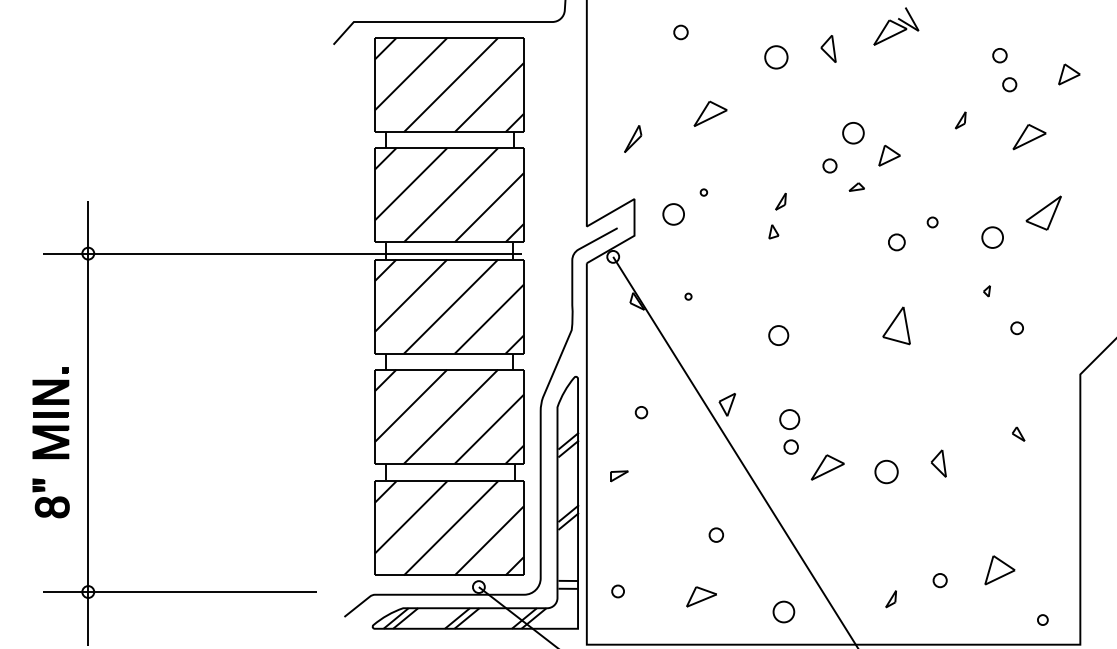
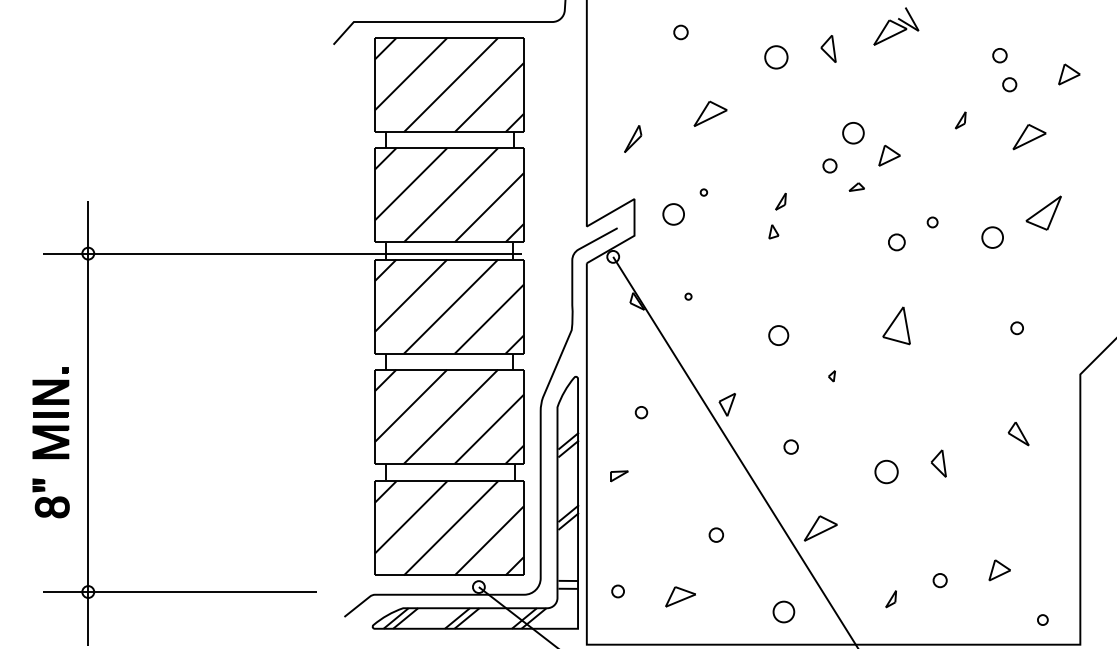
part position: (986, 291) -> (831, 376) (831, 376)
part: present -> none (789, 419)
part size: 14x16 px -> 23x25 px (1018, 434)
part position: (827, 467) -> (820, 528) (820, 528)
part size: 32x31 px -> 23x23 px (999, 570)
part position: (701, 596) -> (680, 596) (680, 596)
